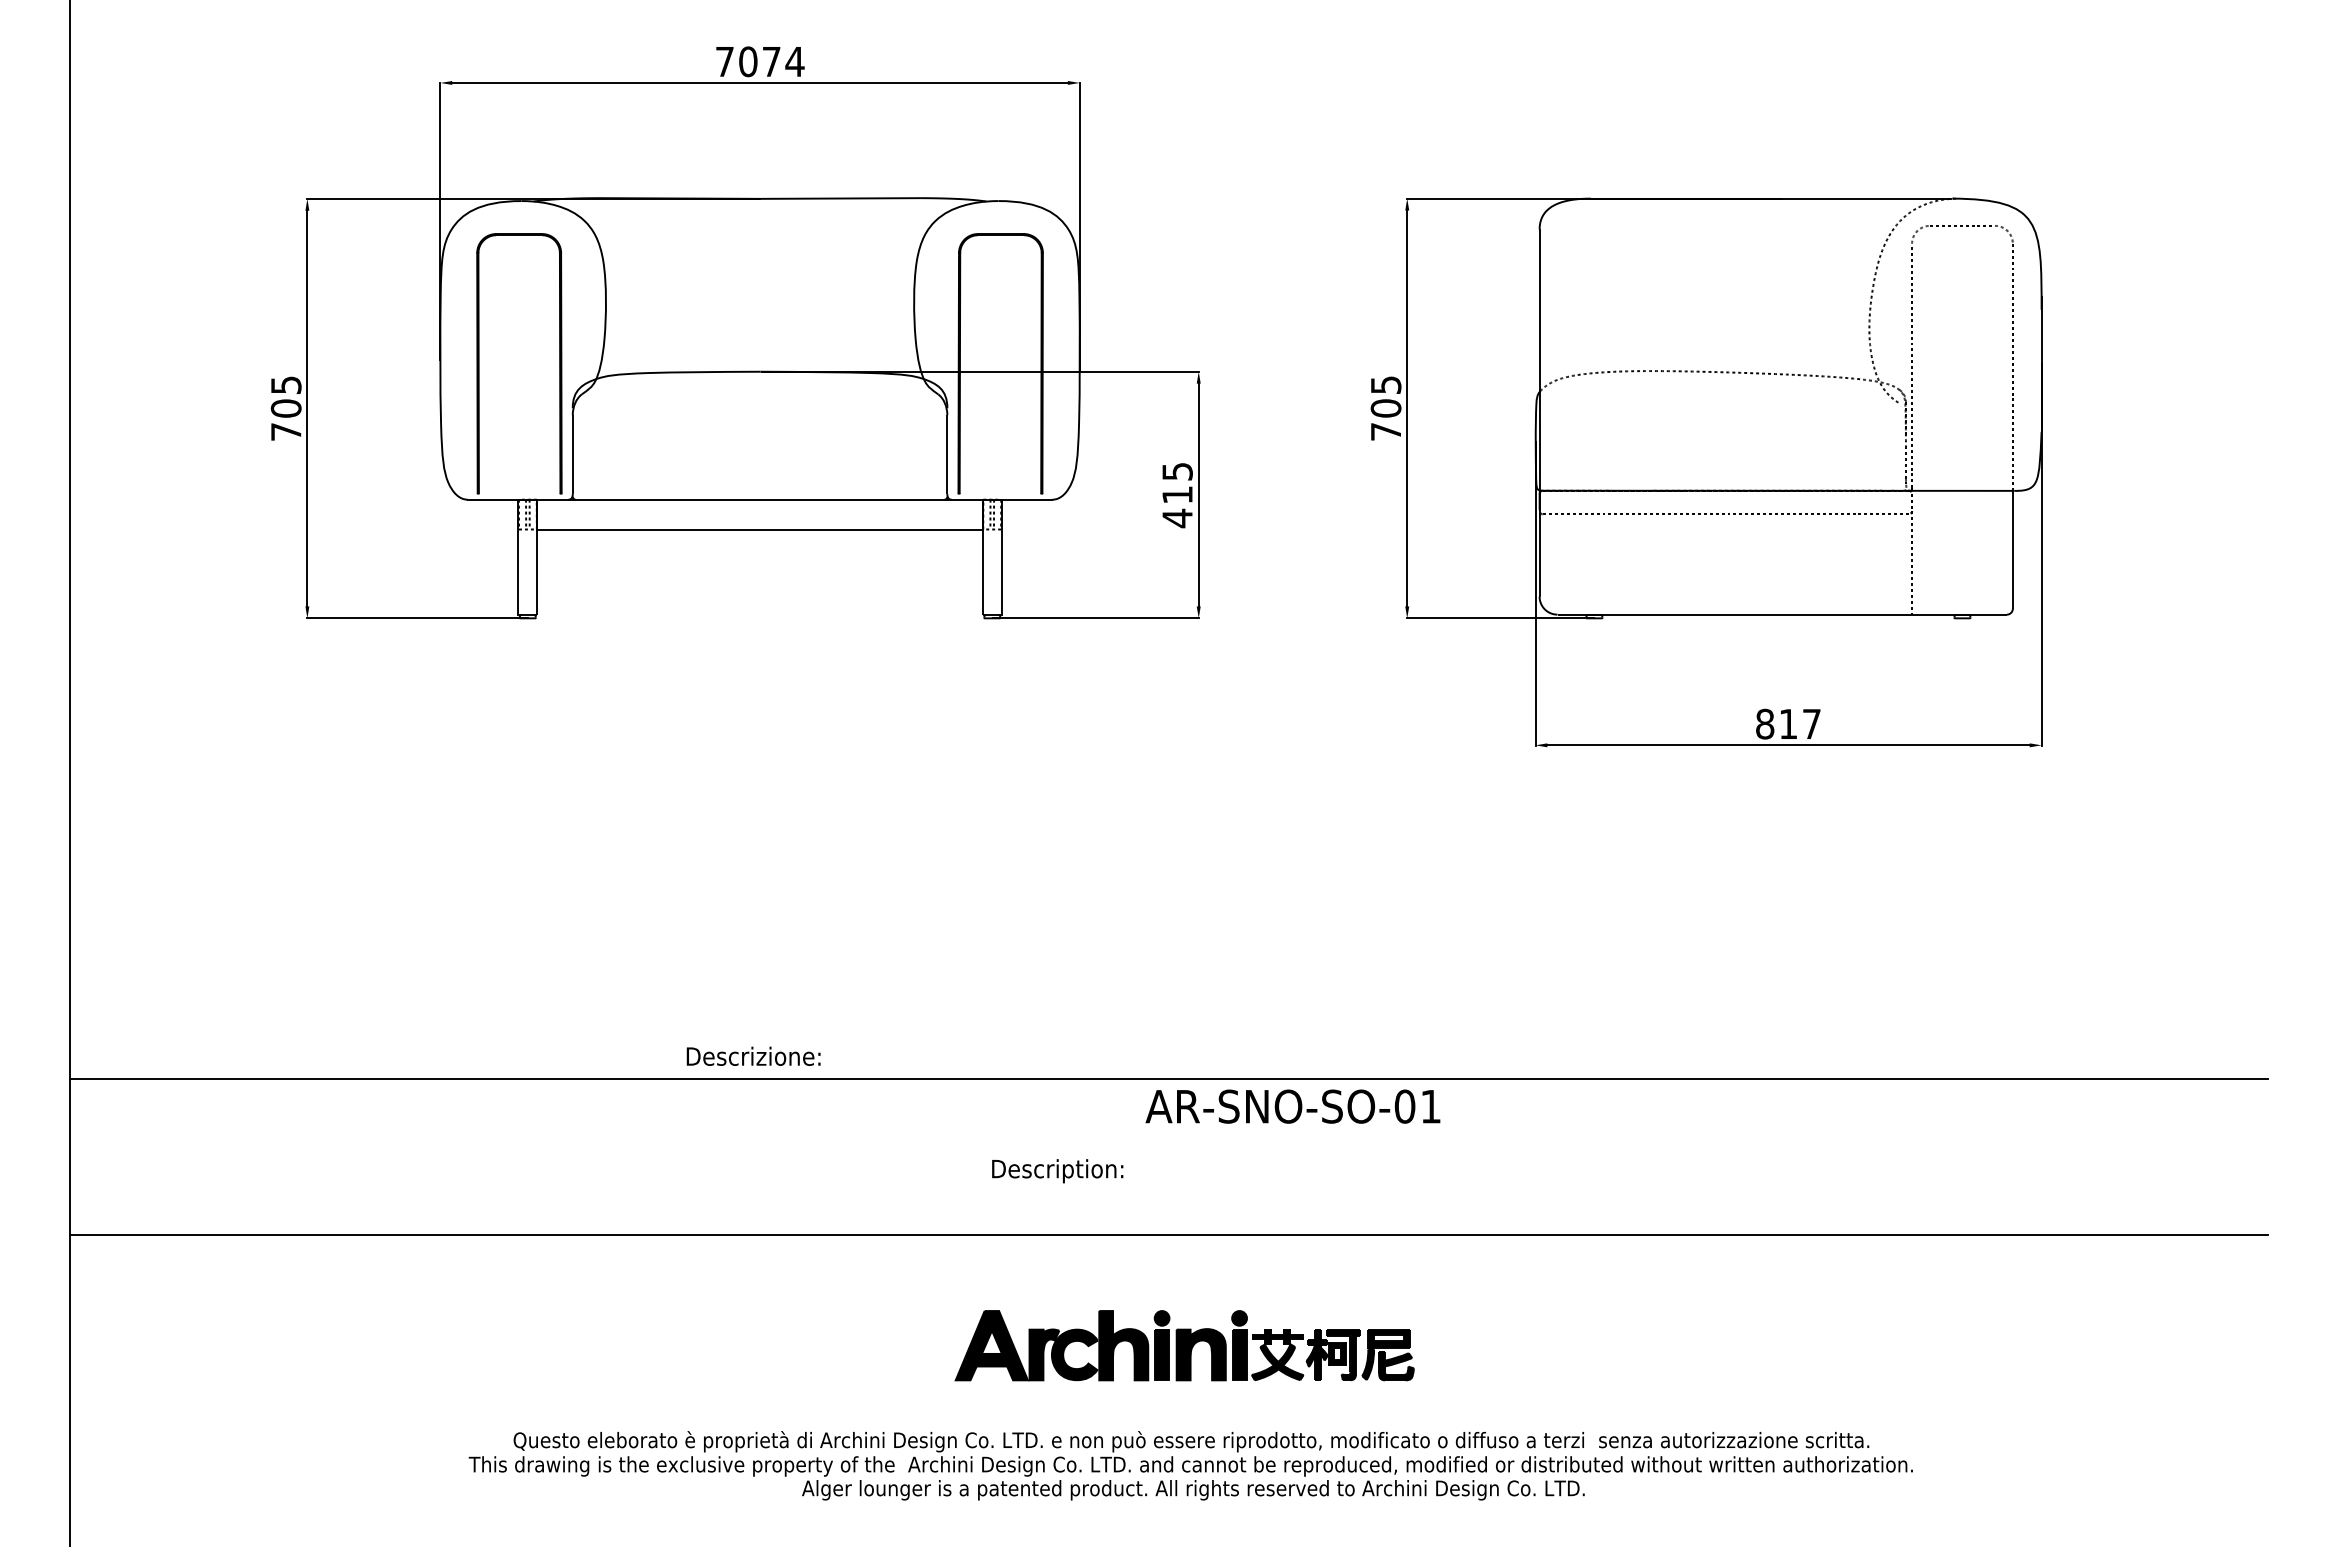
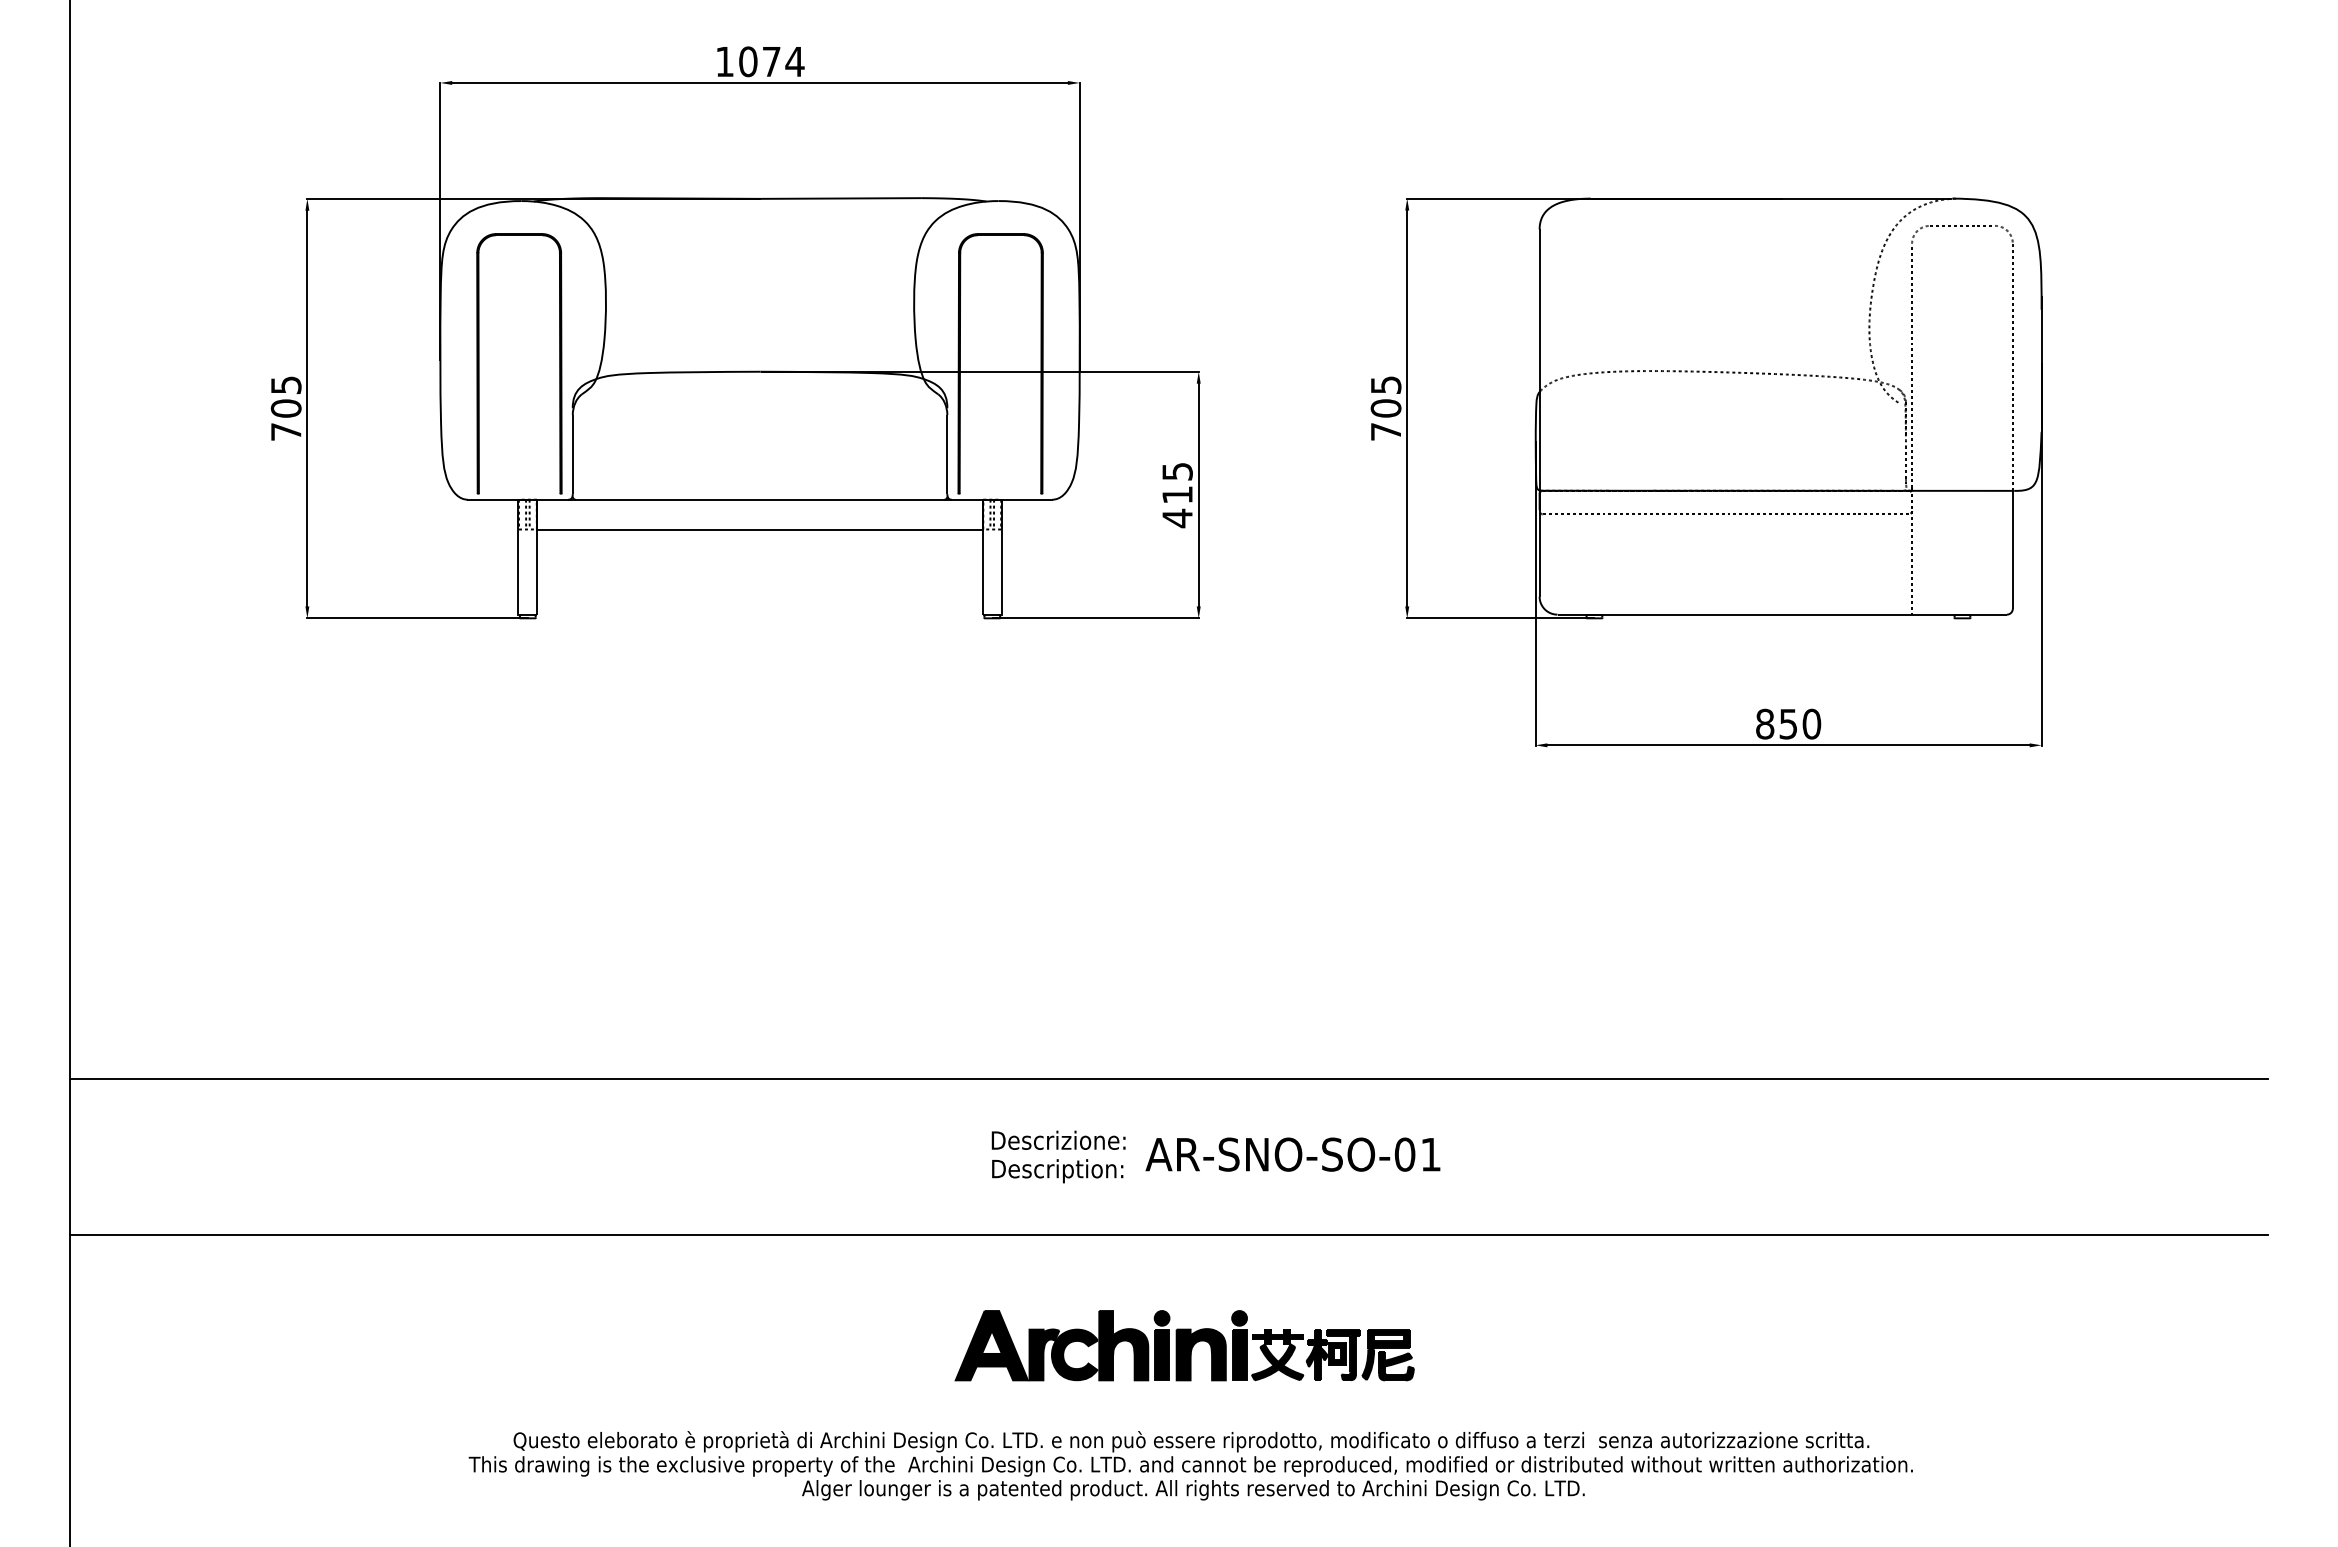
text: 7074 -> 1074 (724, 61)
text: 817 -> 850 (1800, 723)
text position: (753, 1055) -> (1058, 1139) (1058, 1139)
text position: (1292, 1106) -> (1292, 1154) (1292, 1154)
